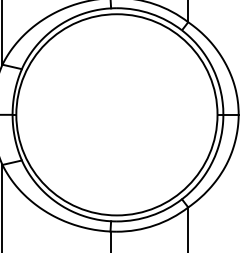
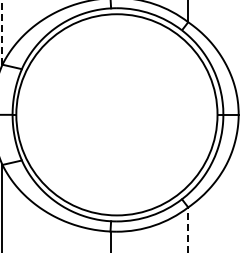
line: solid -> dashed (2, 32)
line: solid -> dashed (188, 229)
